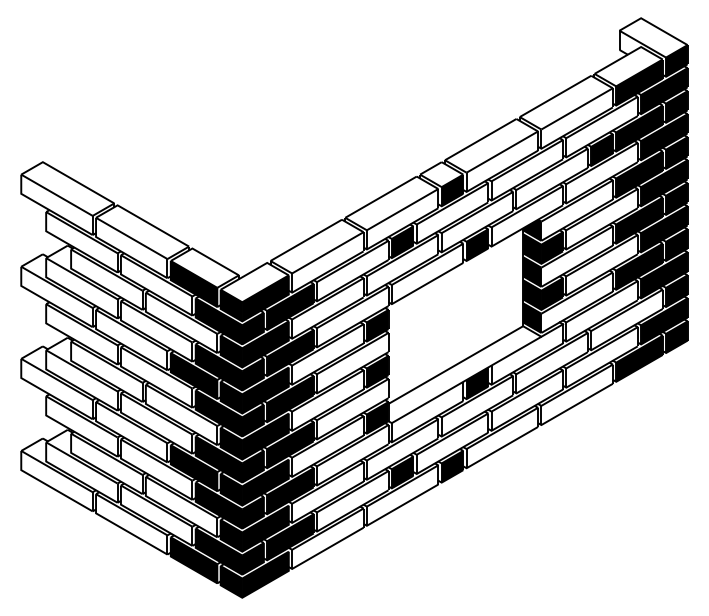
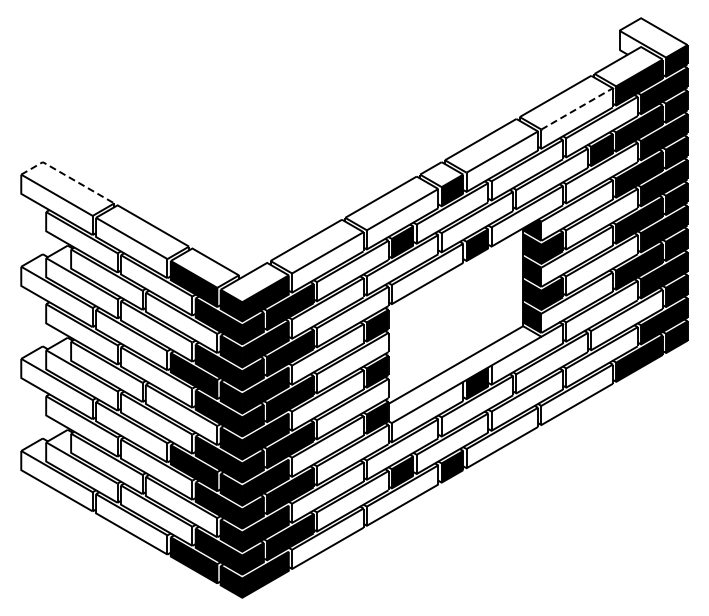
line: solid -> dashed (577, 108)
line: solid -> dashed (67, 176)
